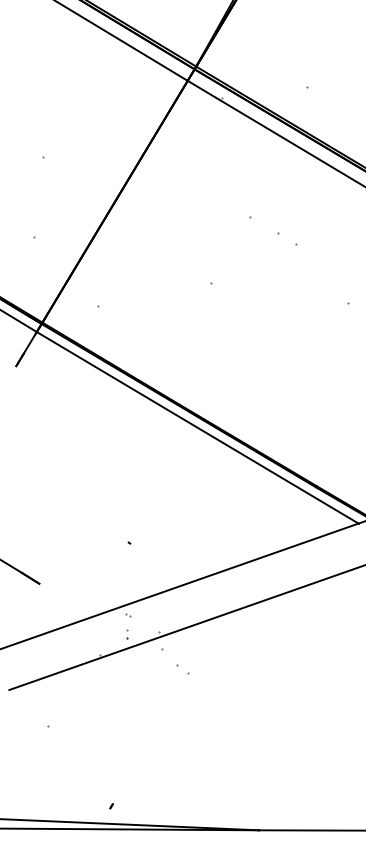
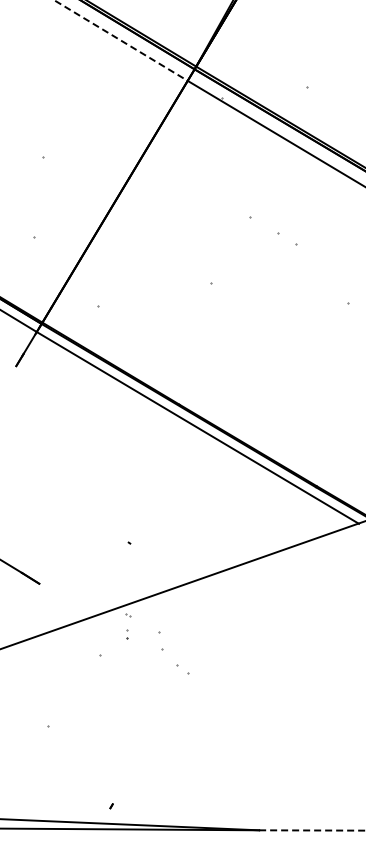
line: solid -> dashed (121, 40)
line: present -> none (185, 628)
line: solid -> dashed (313, 830)
